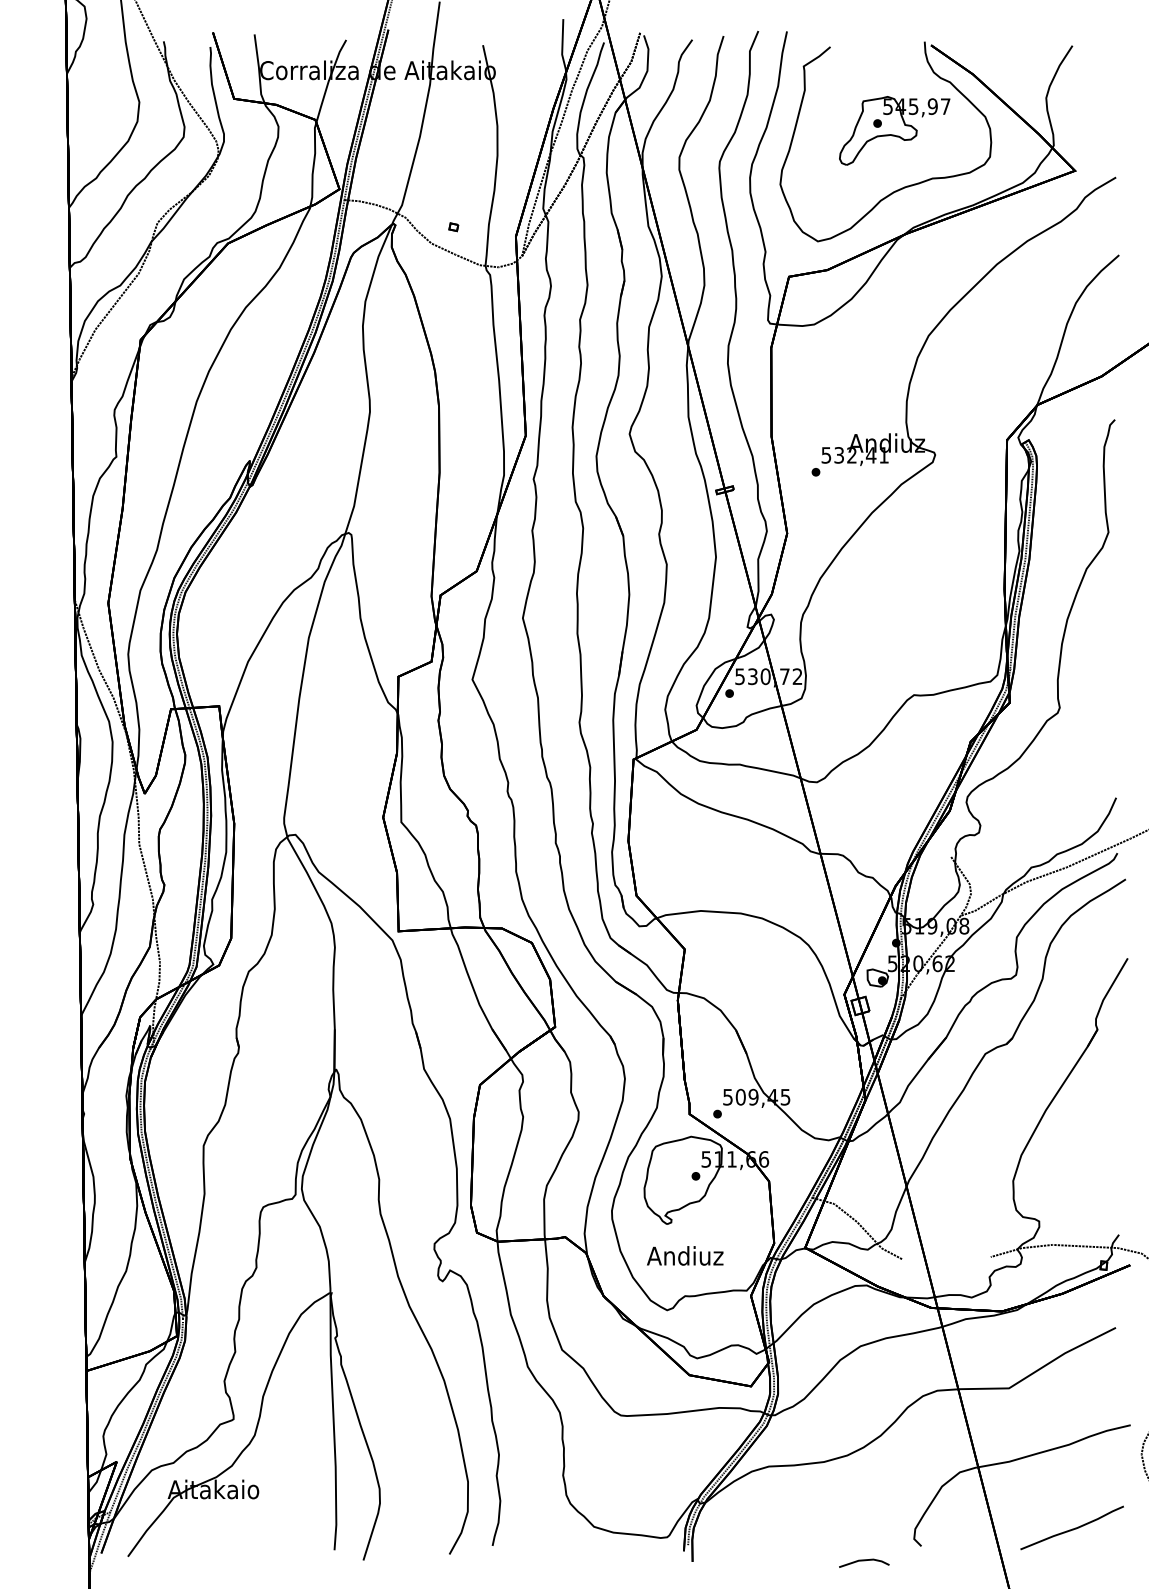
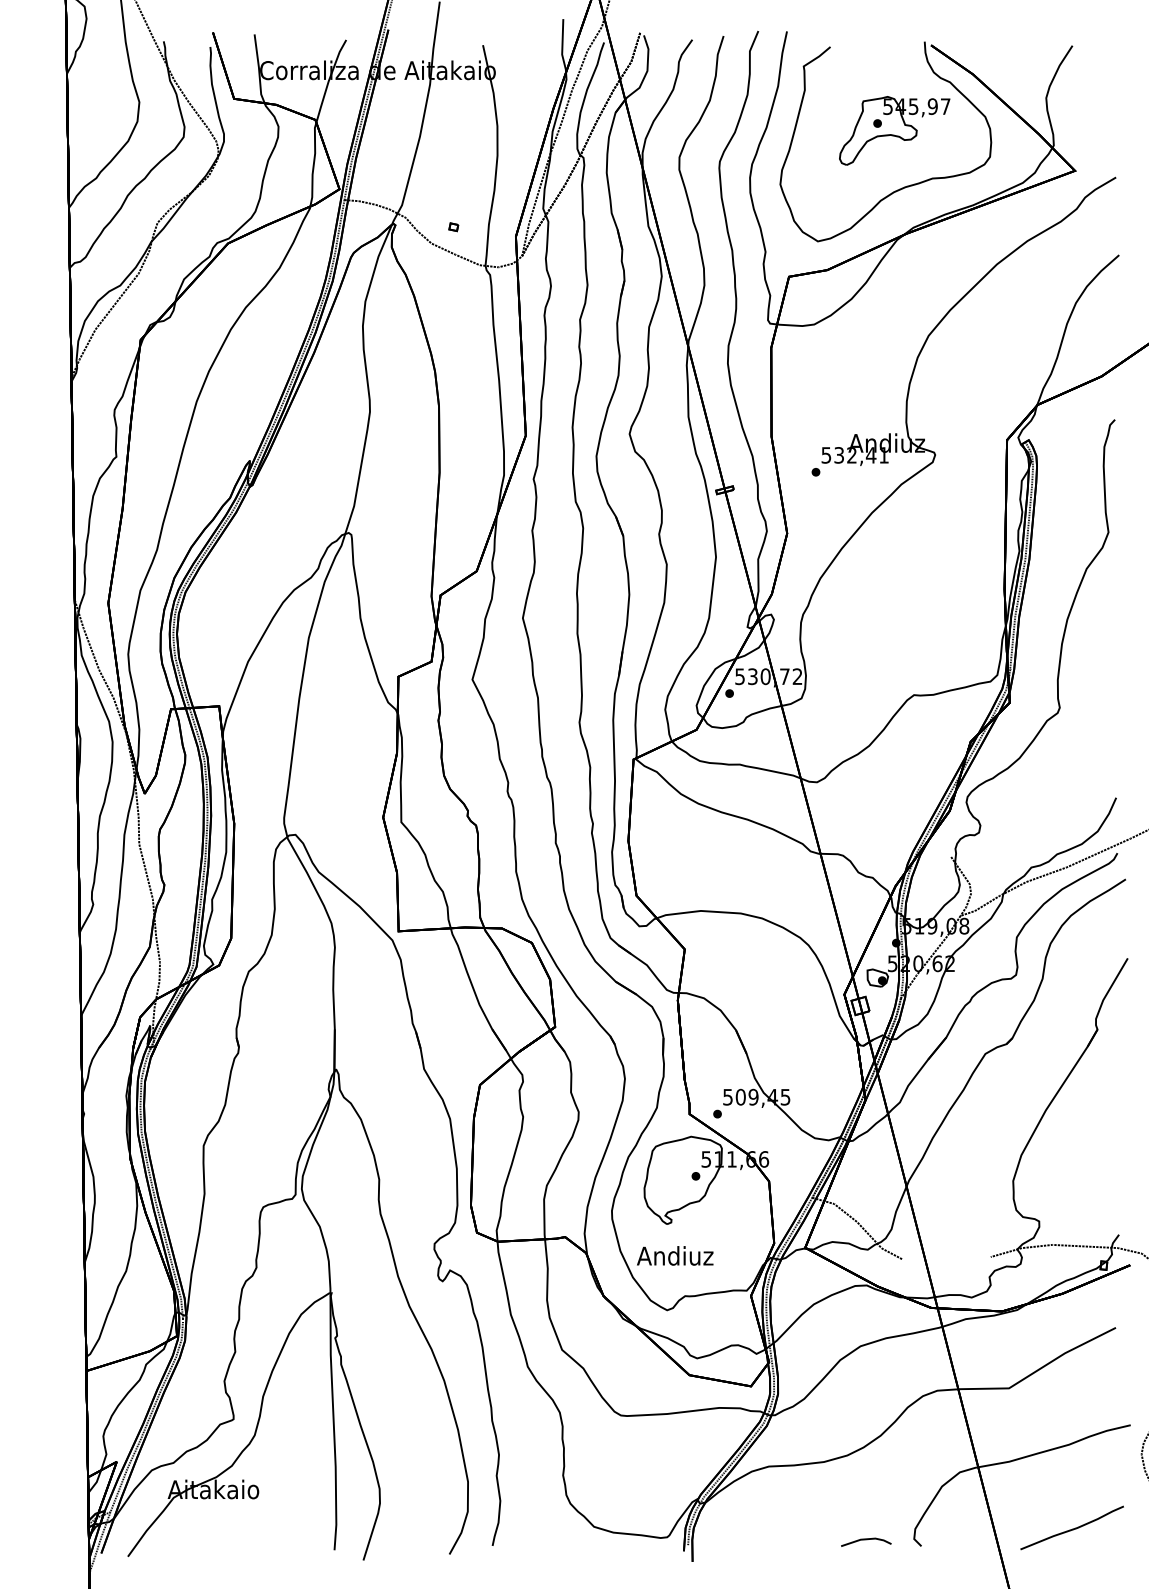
text position: (685, 1255) -> (675, 1255) (675, 1255)
line position: (864, 1561) -> (866, 1540) (866, 1540)
